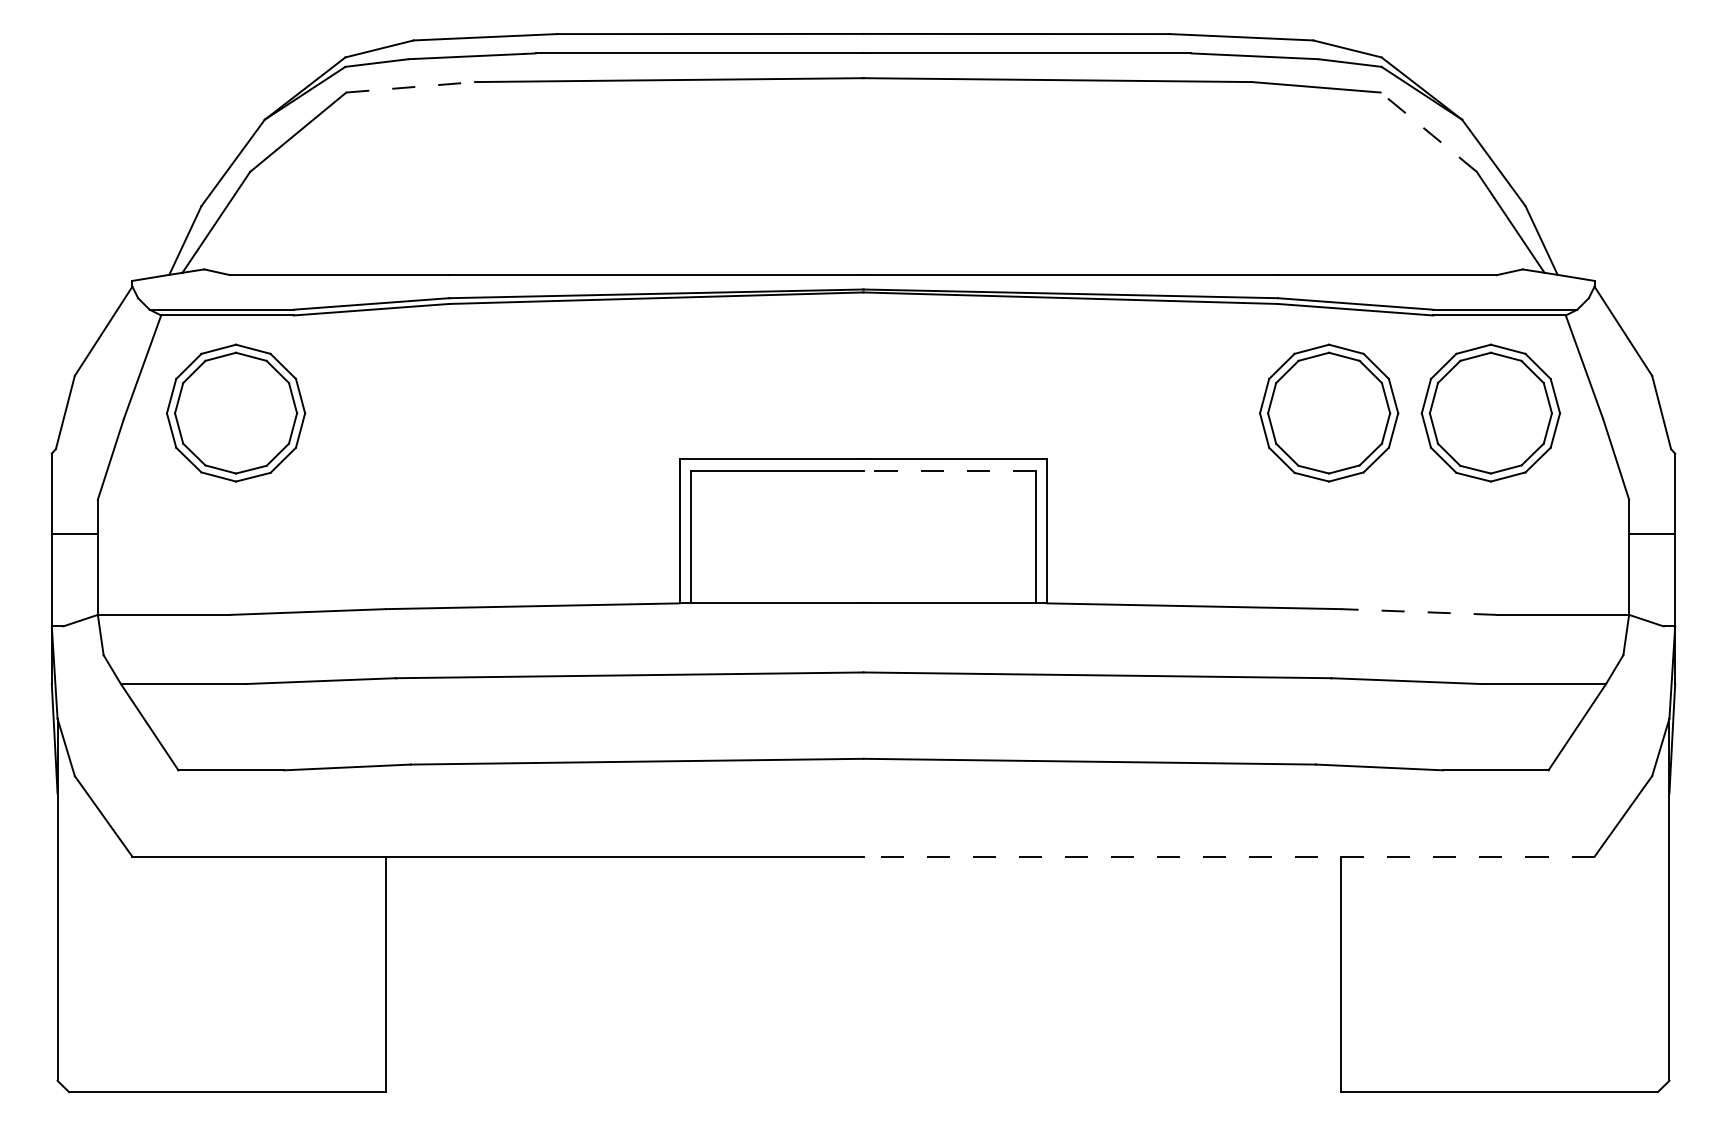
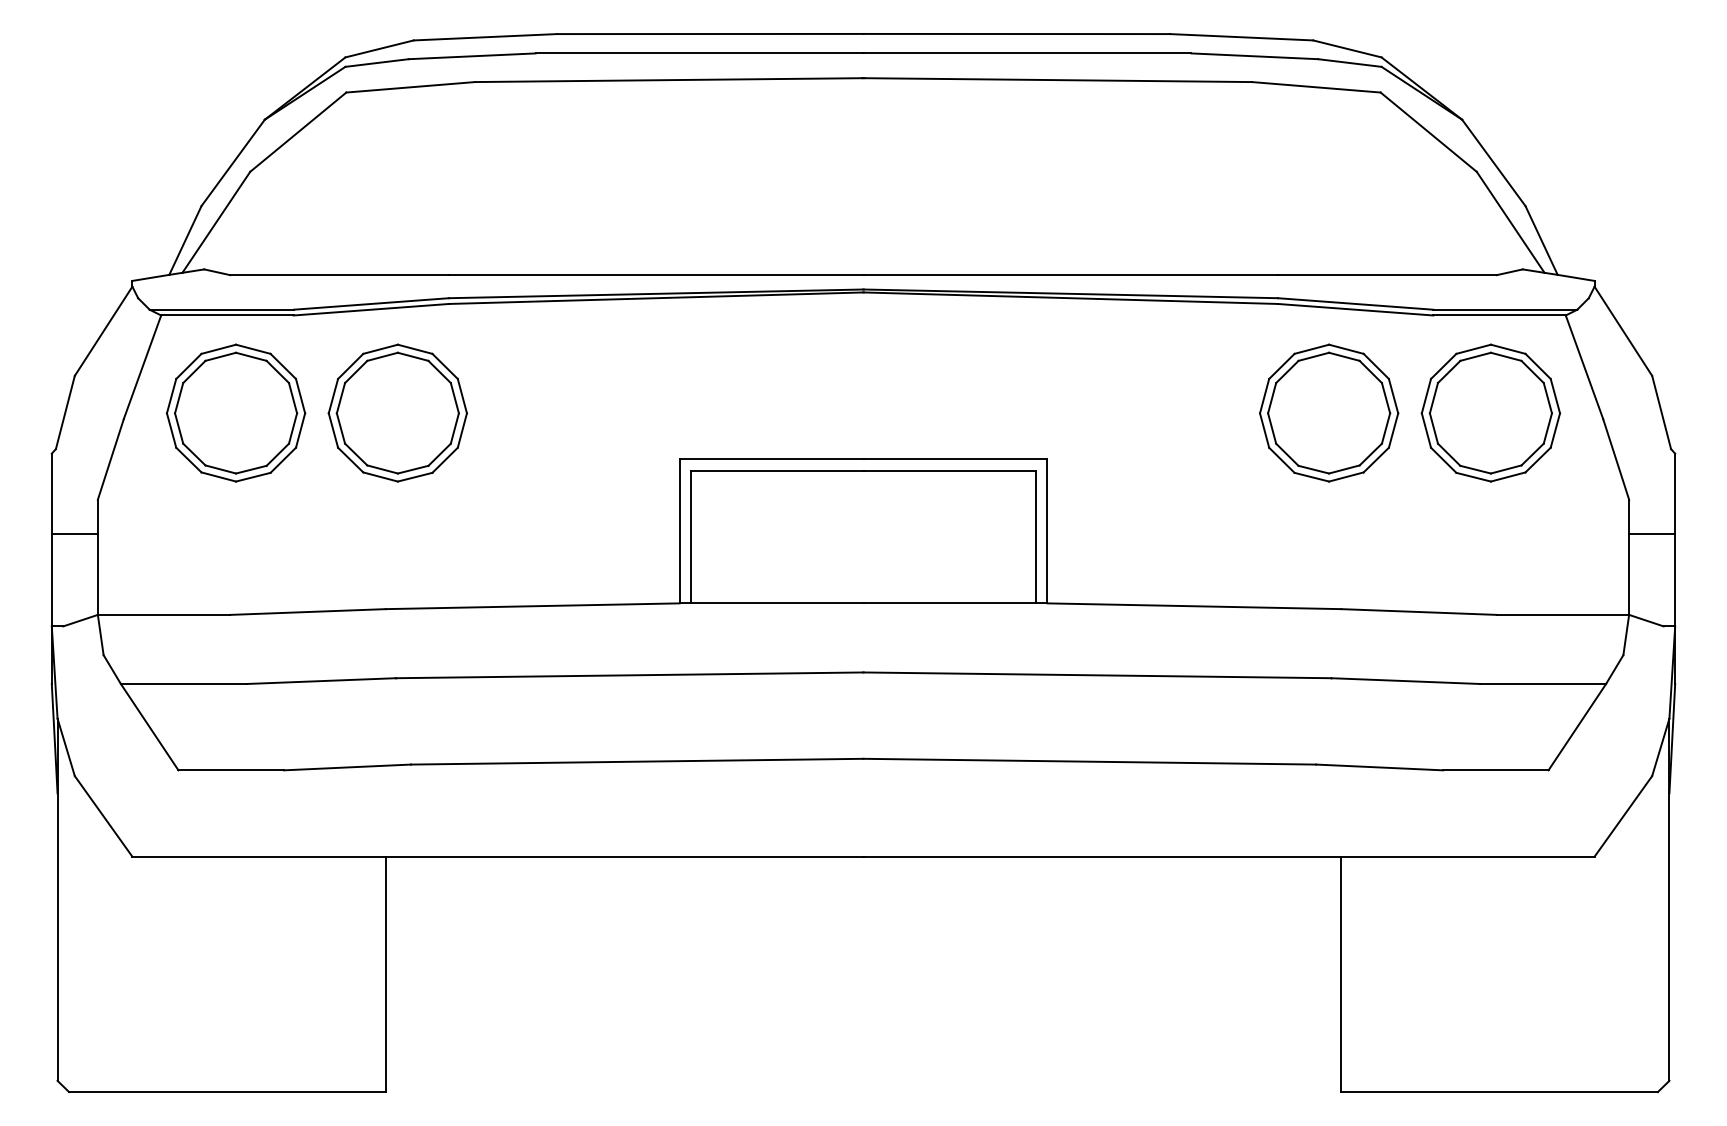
line: dashed -> solid (410, 87)
line: dashed -> solid (1428, 131)
part: none -> present (397, 412)
line: dashed -> solid (949, 471)
line: dashed -> solid (1418, 612)
line: dashed -> solid (1228, 856)
